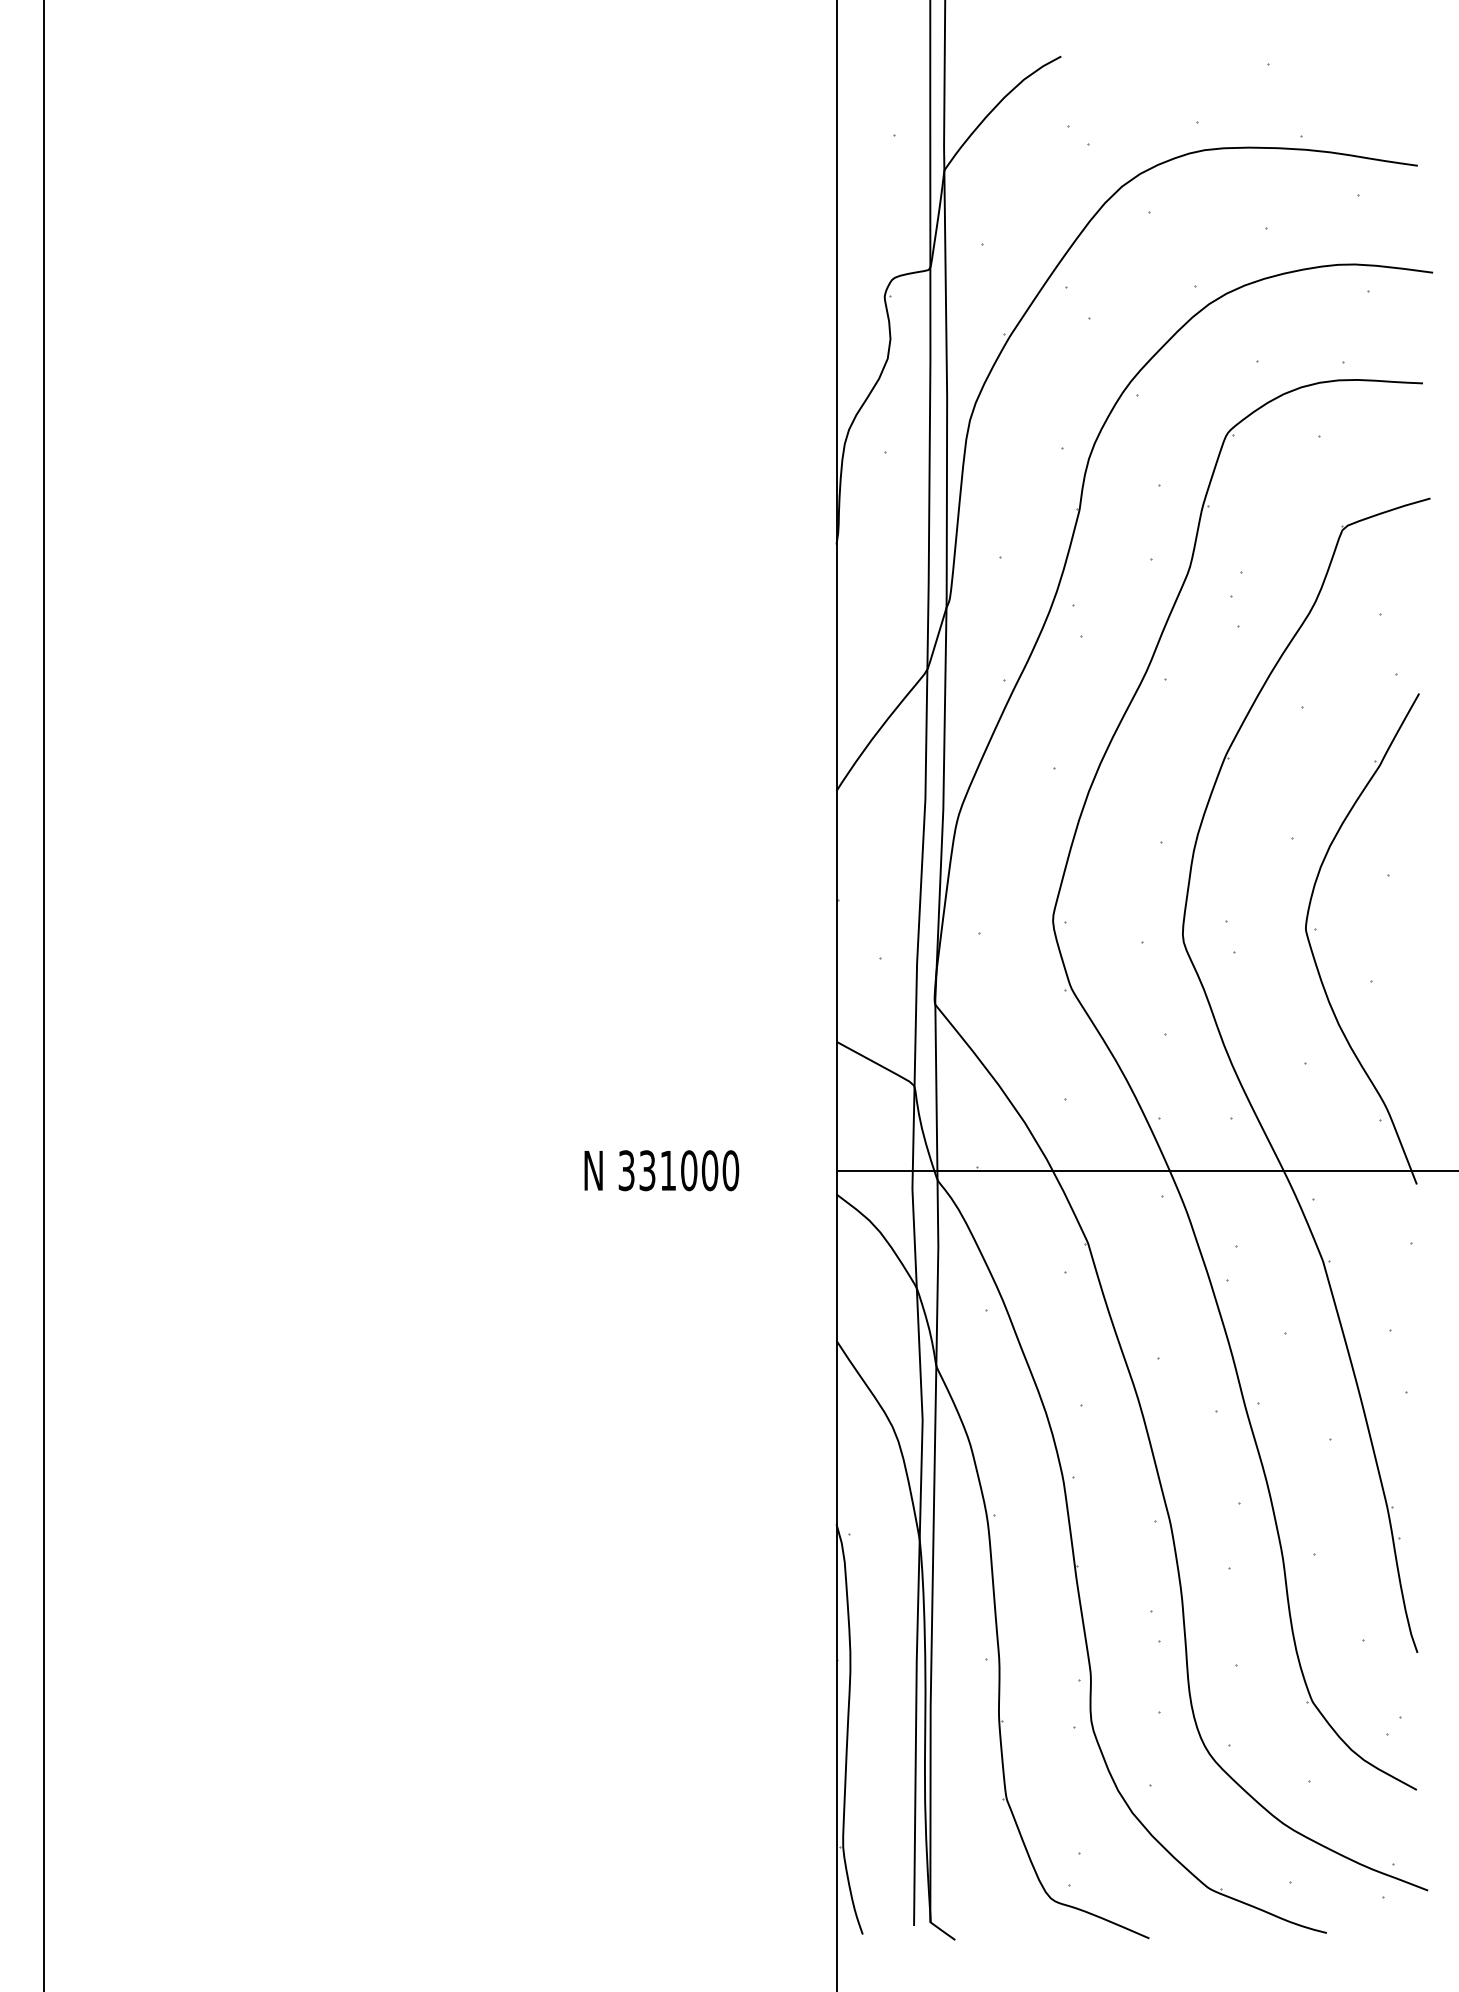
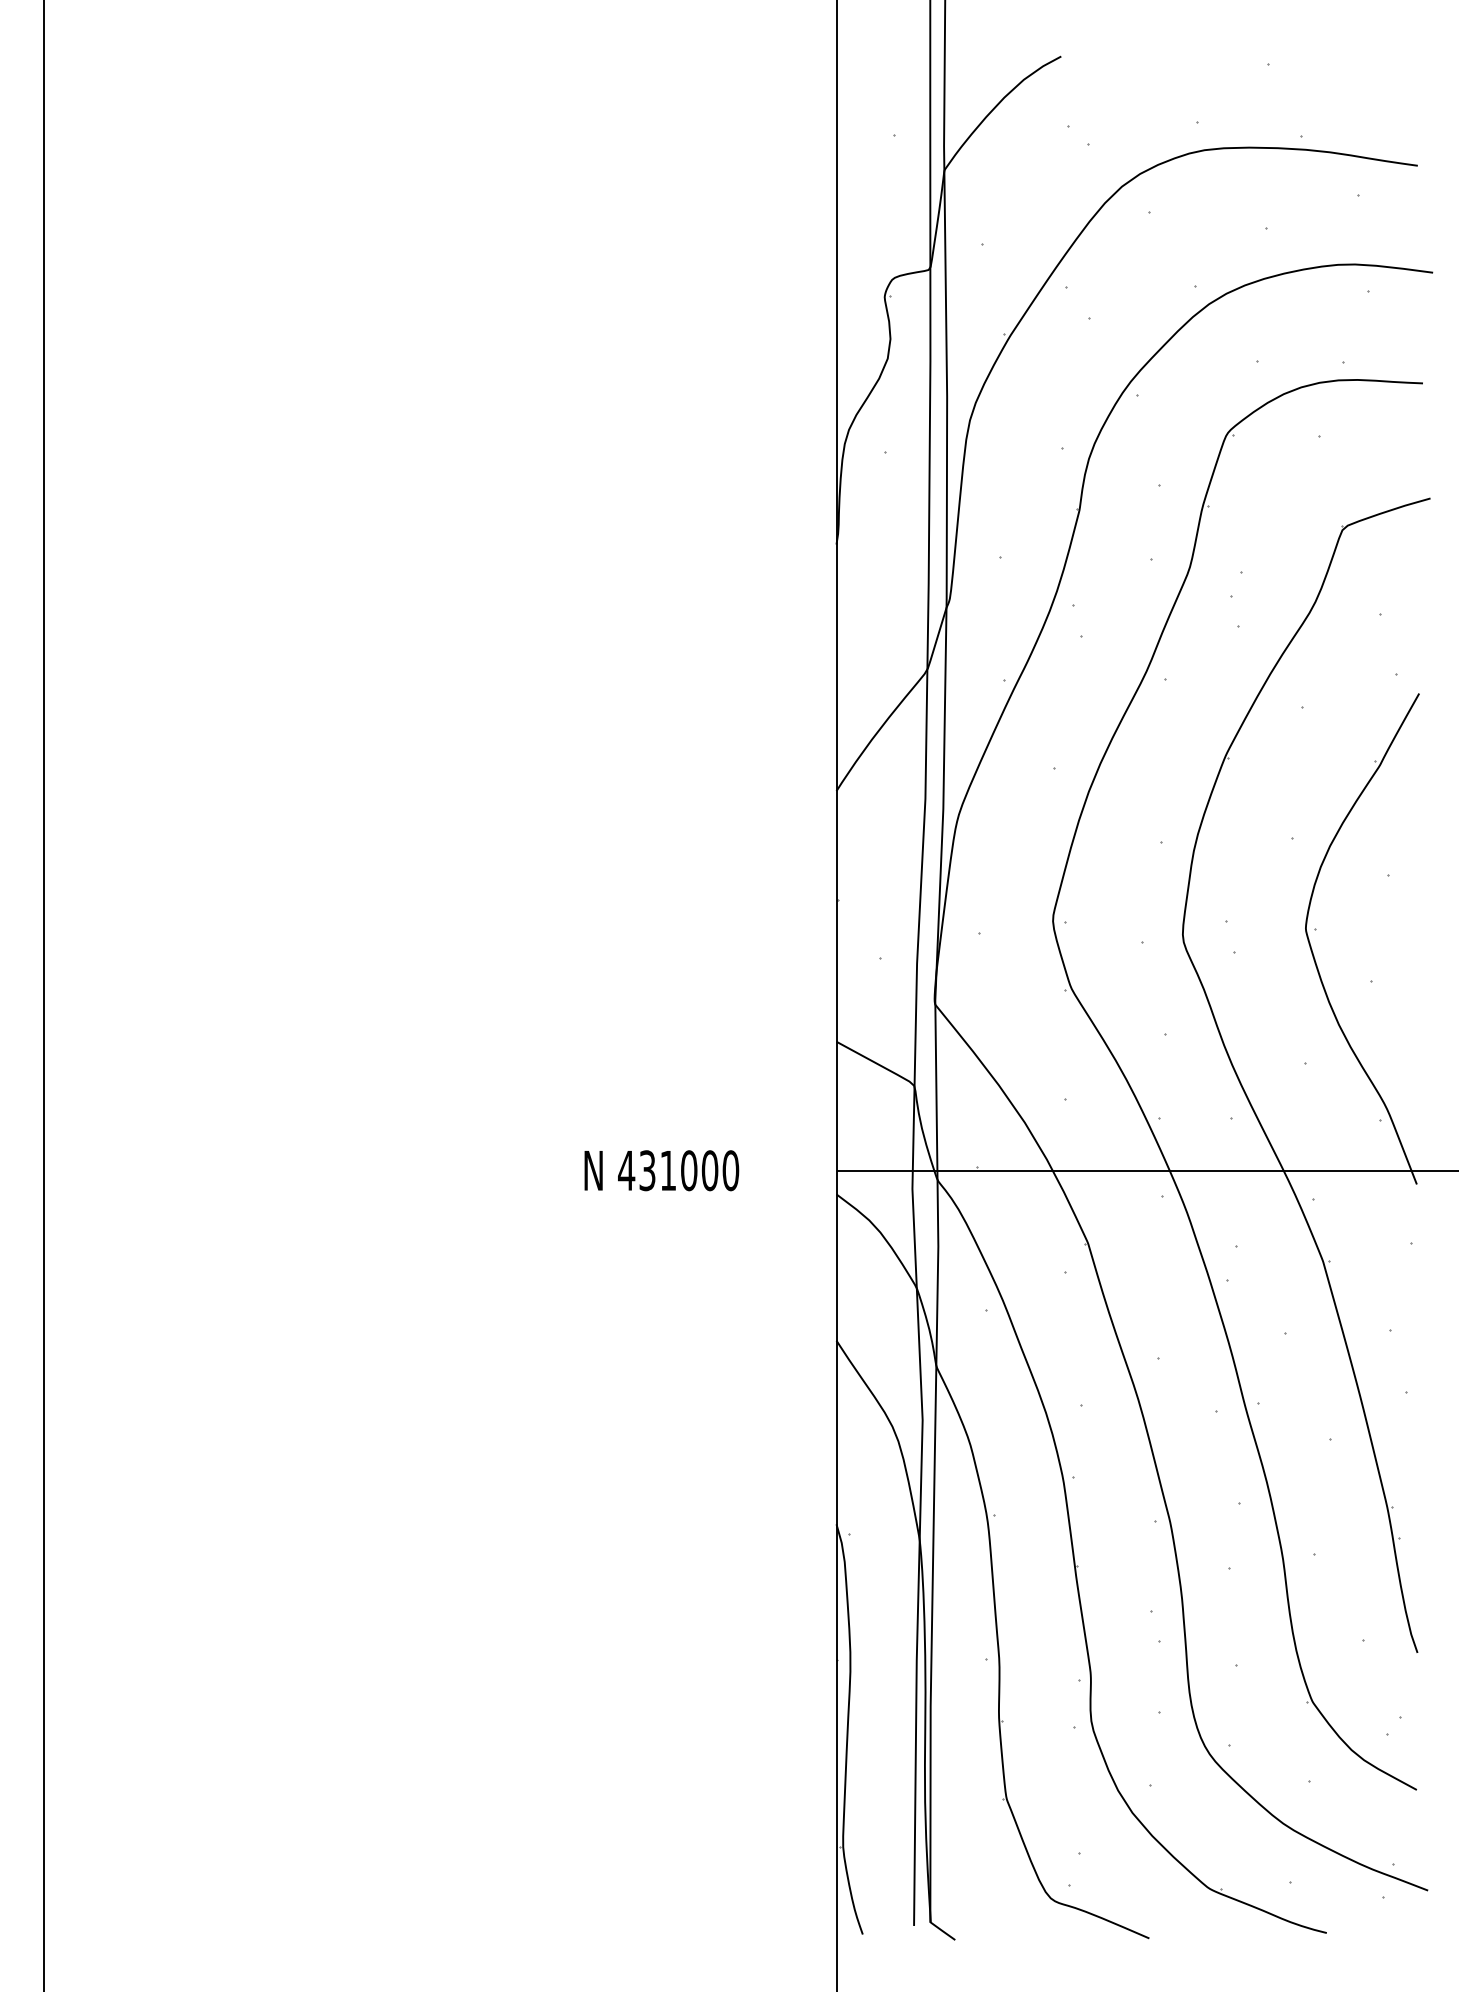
text: 331000 -> 431000 (626, 1170)
